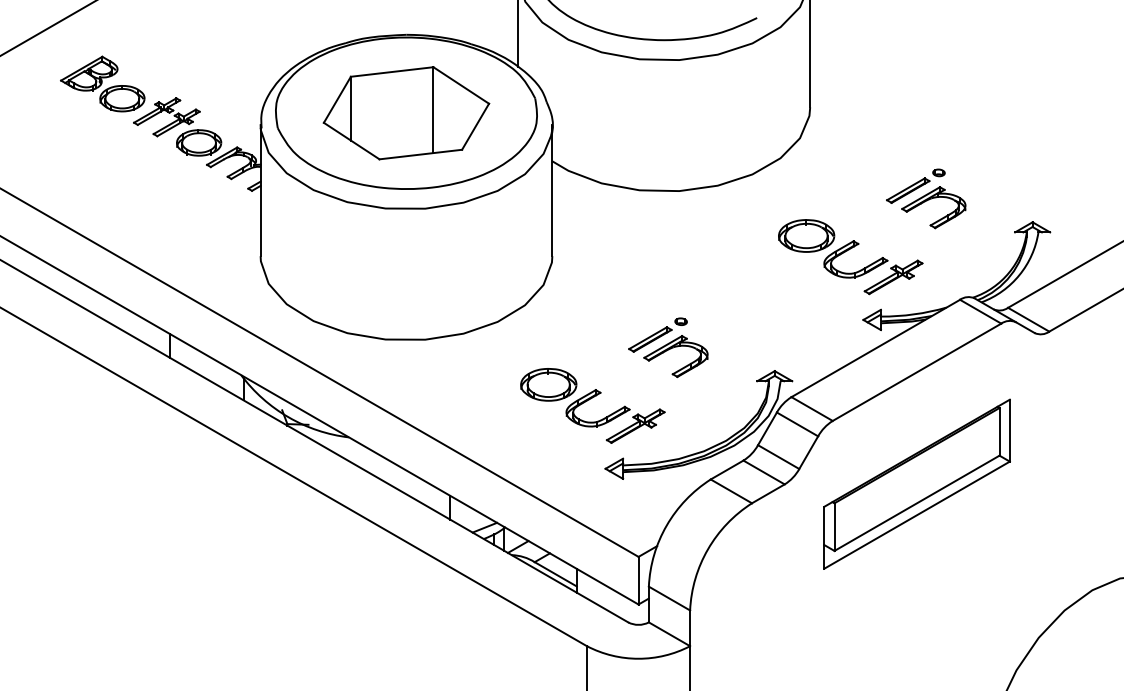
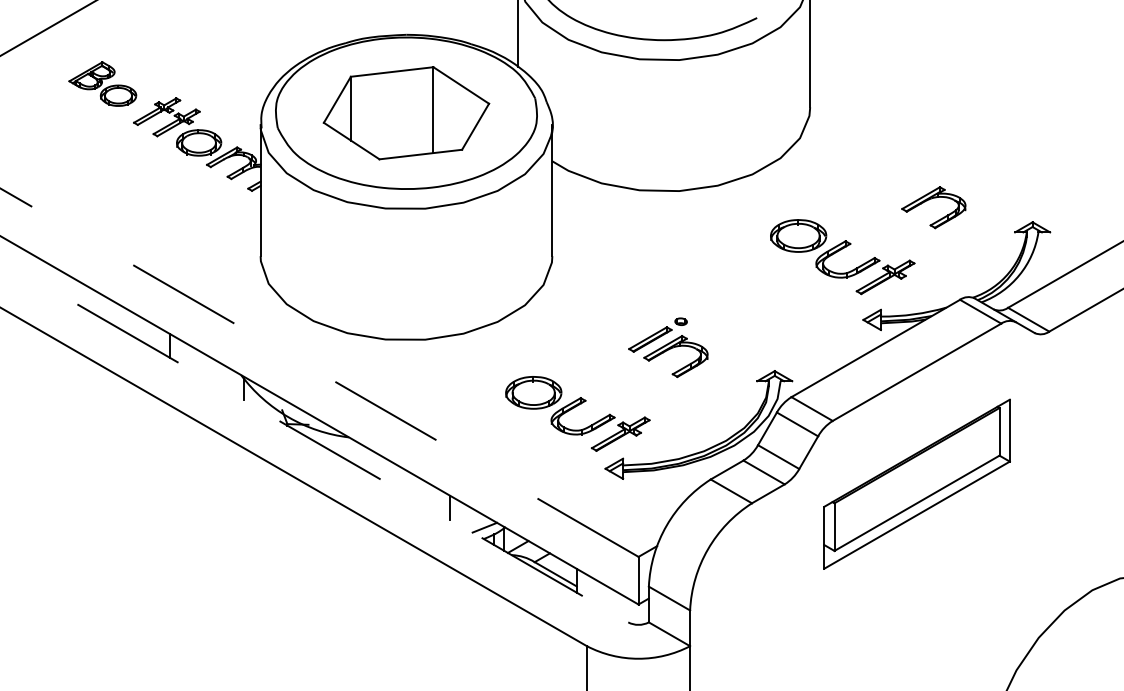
part size: 86x58 px -> 70x46 px (102, 83)
part: present -> none (915, 185)
part position: (847, 251) -> (839, 251) (839, 251)
line: solid -> dashed (319, 372)
part position: (592, 405) -> (577, 413) (577, 413)
line: solid -> dashed (314, 441)
